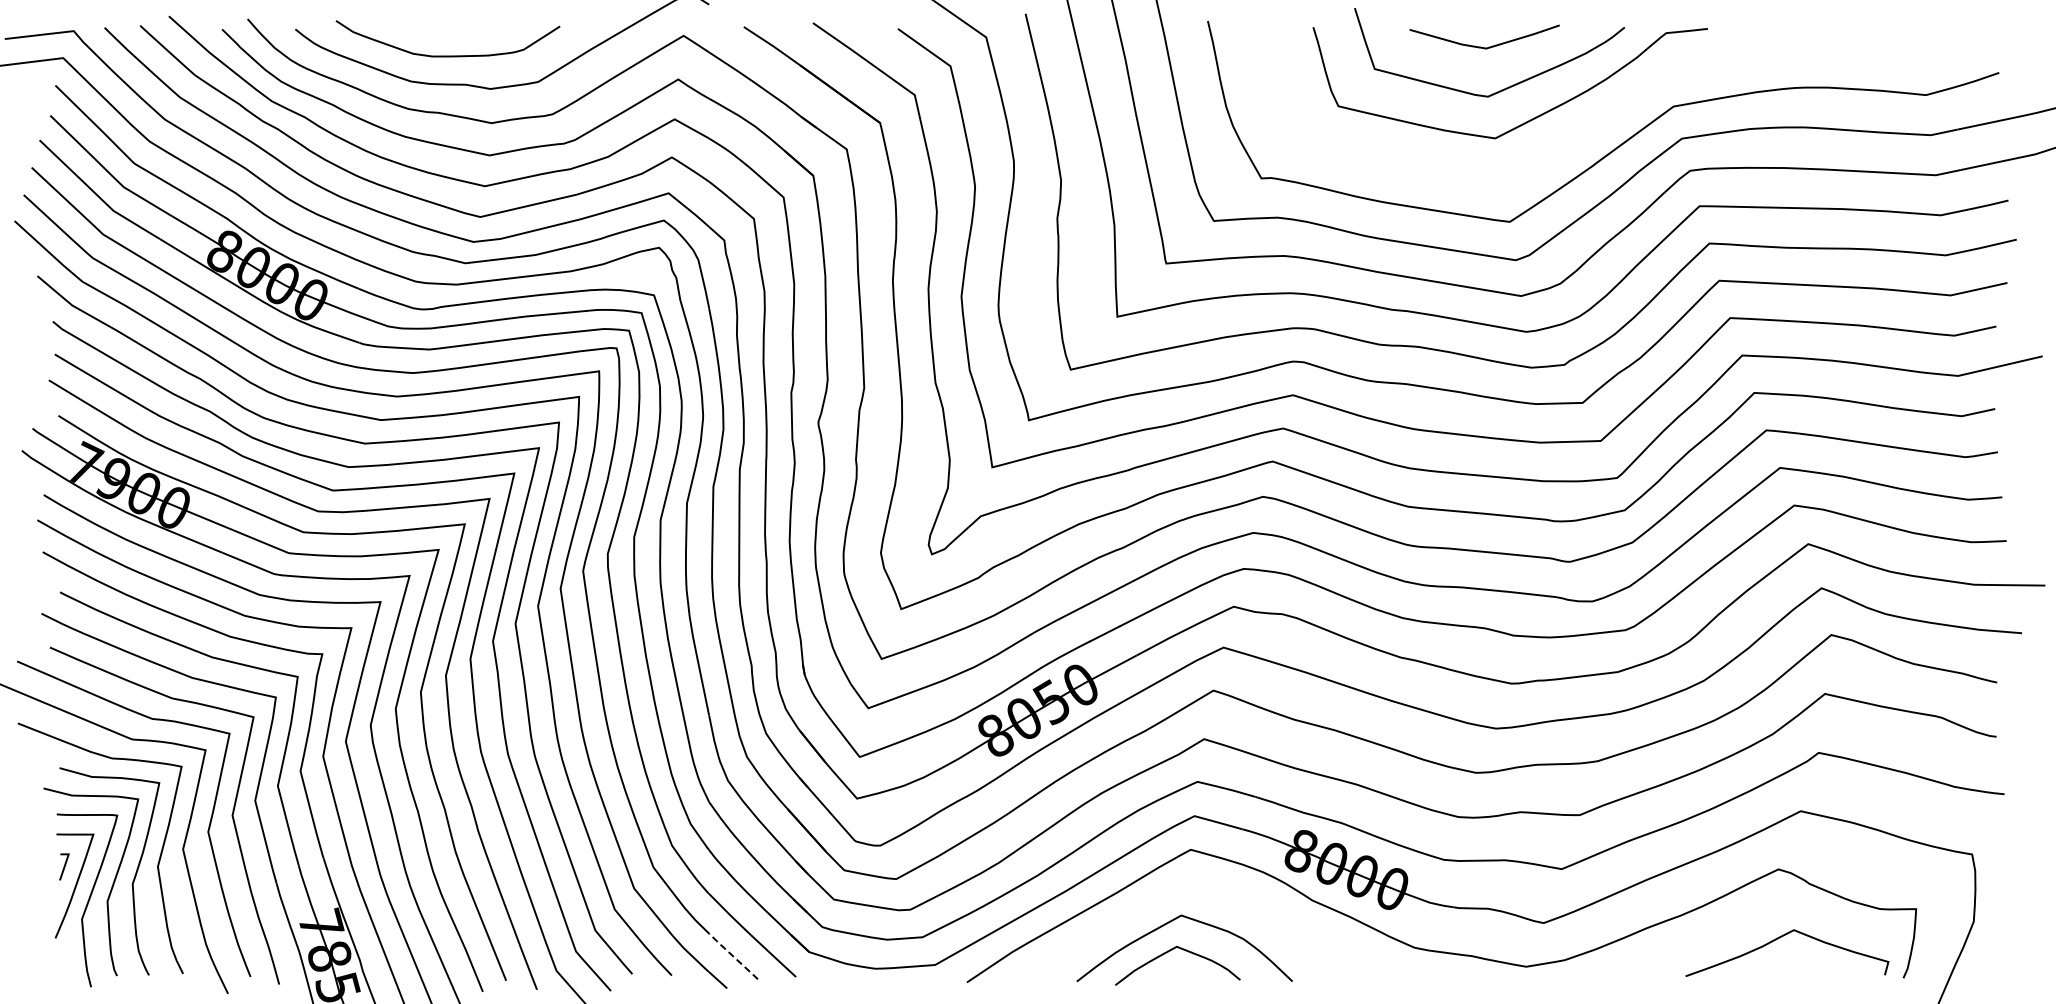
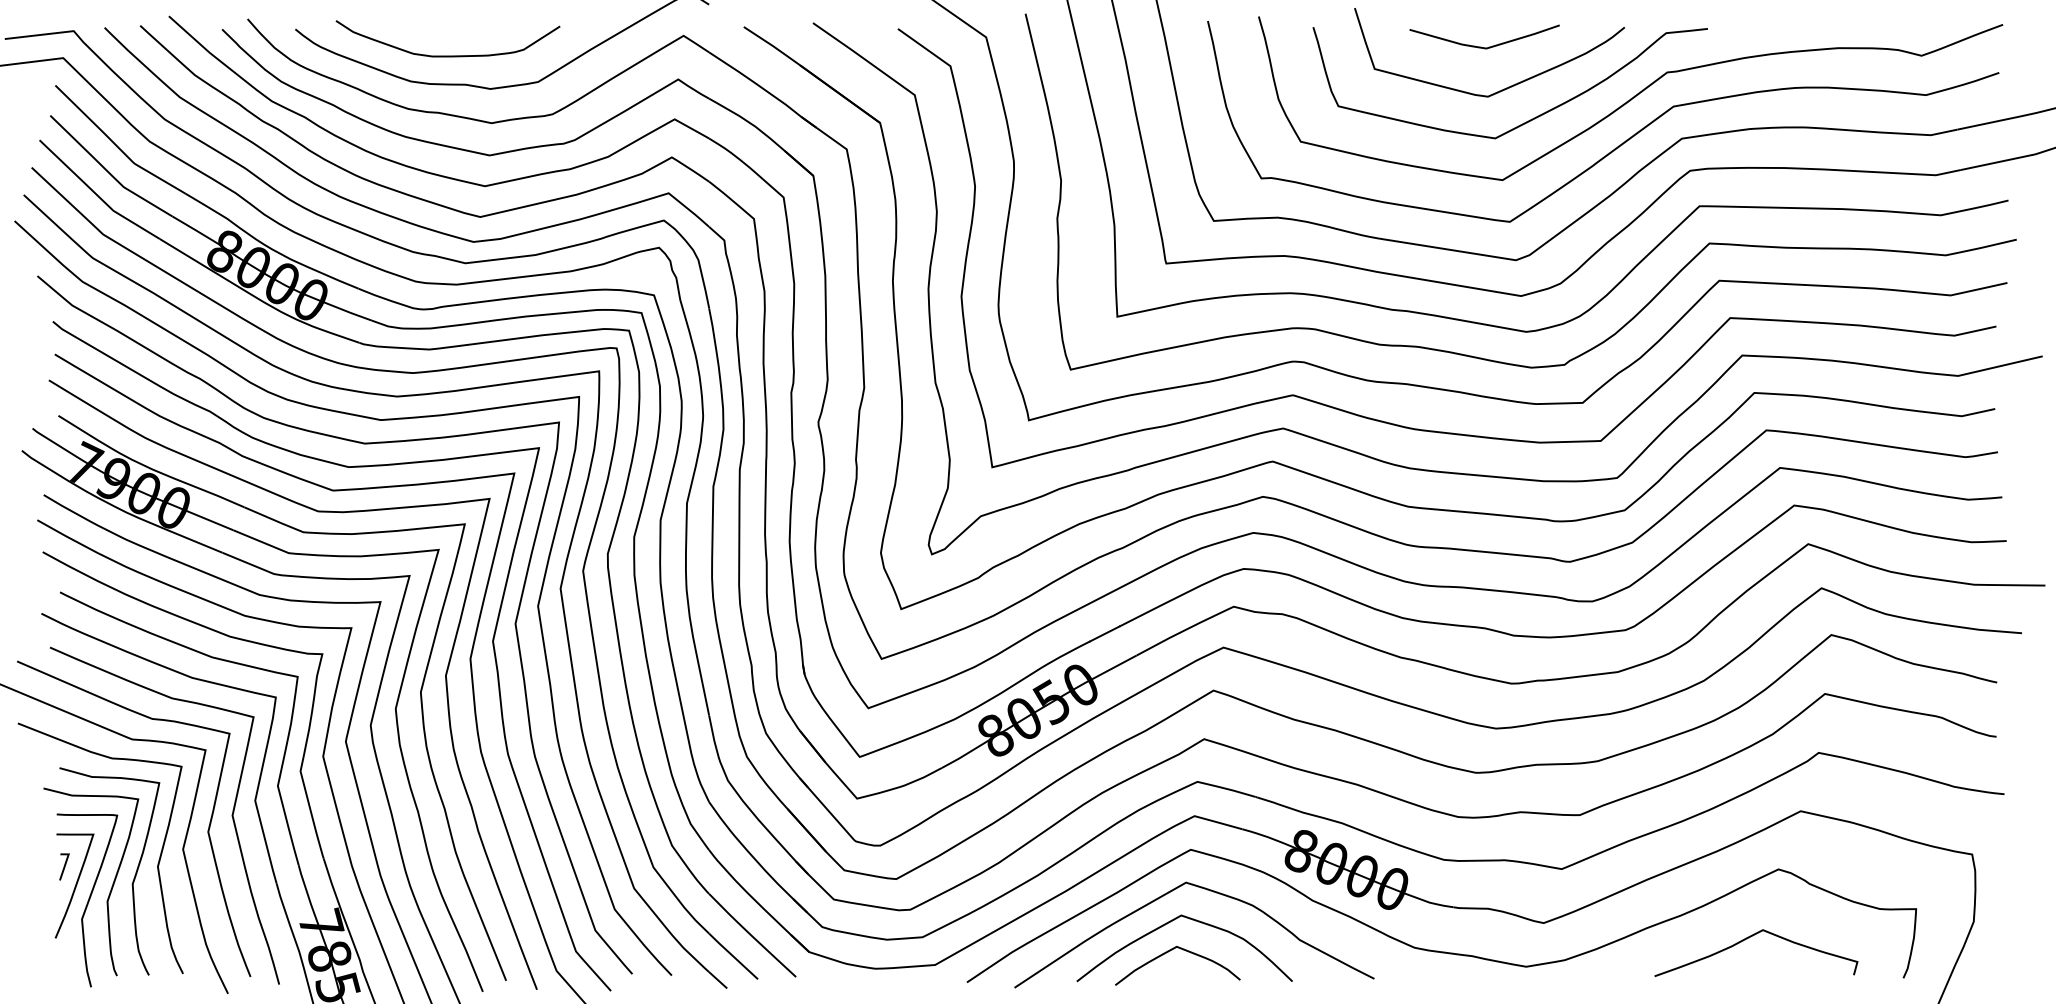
curve: none -> present (1630, 98)
curve: none -> present (1207, 890)
curve position: (1778, 939) -> (1747, 939) (1747, 939)
line: dashed -> solid (731, 954)
